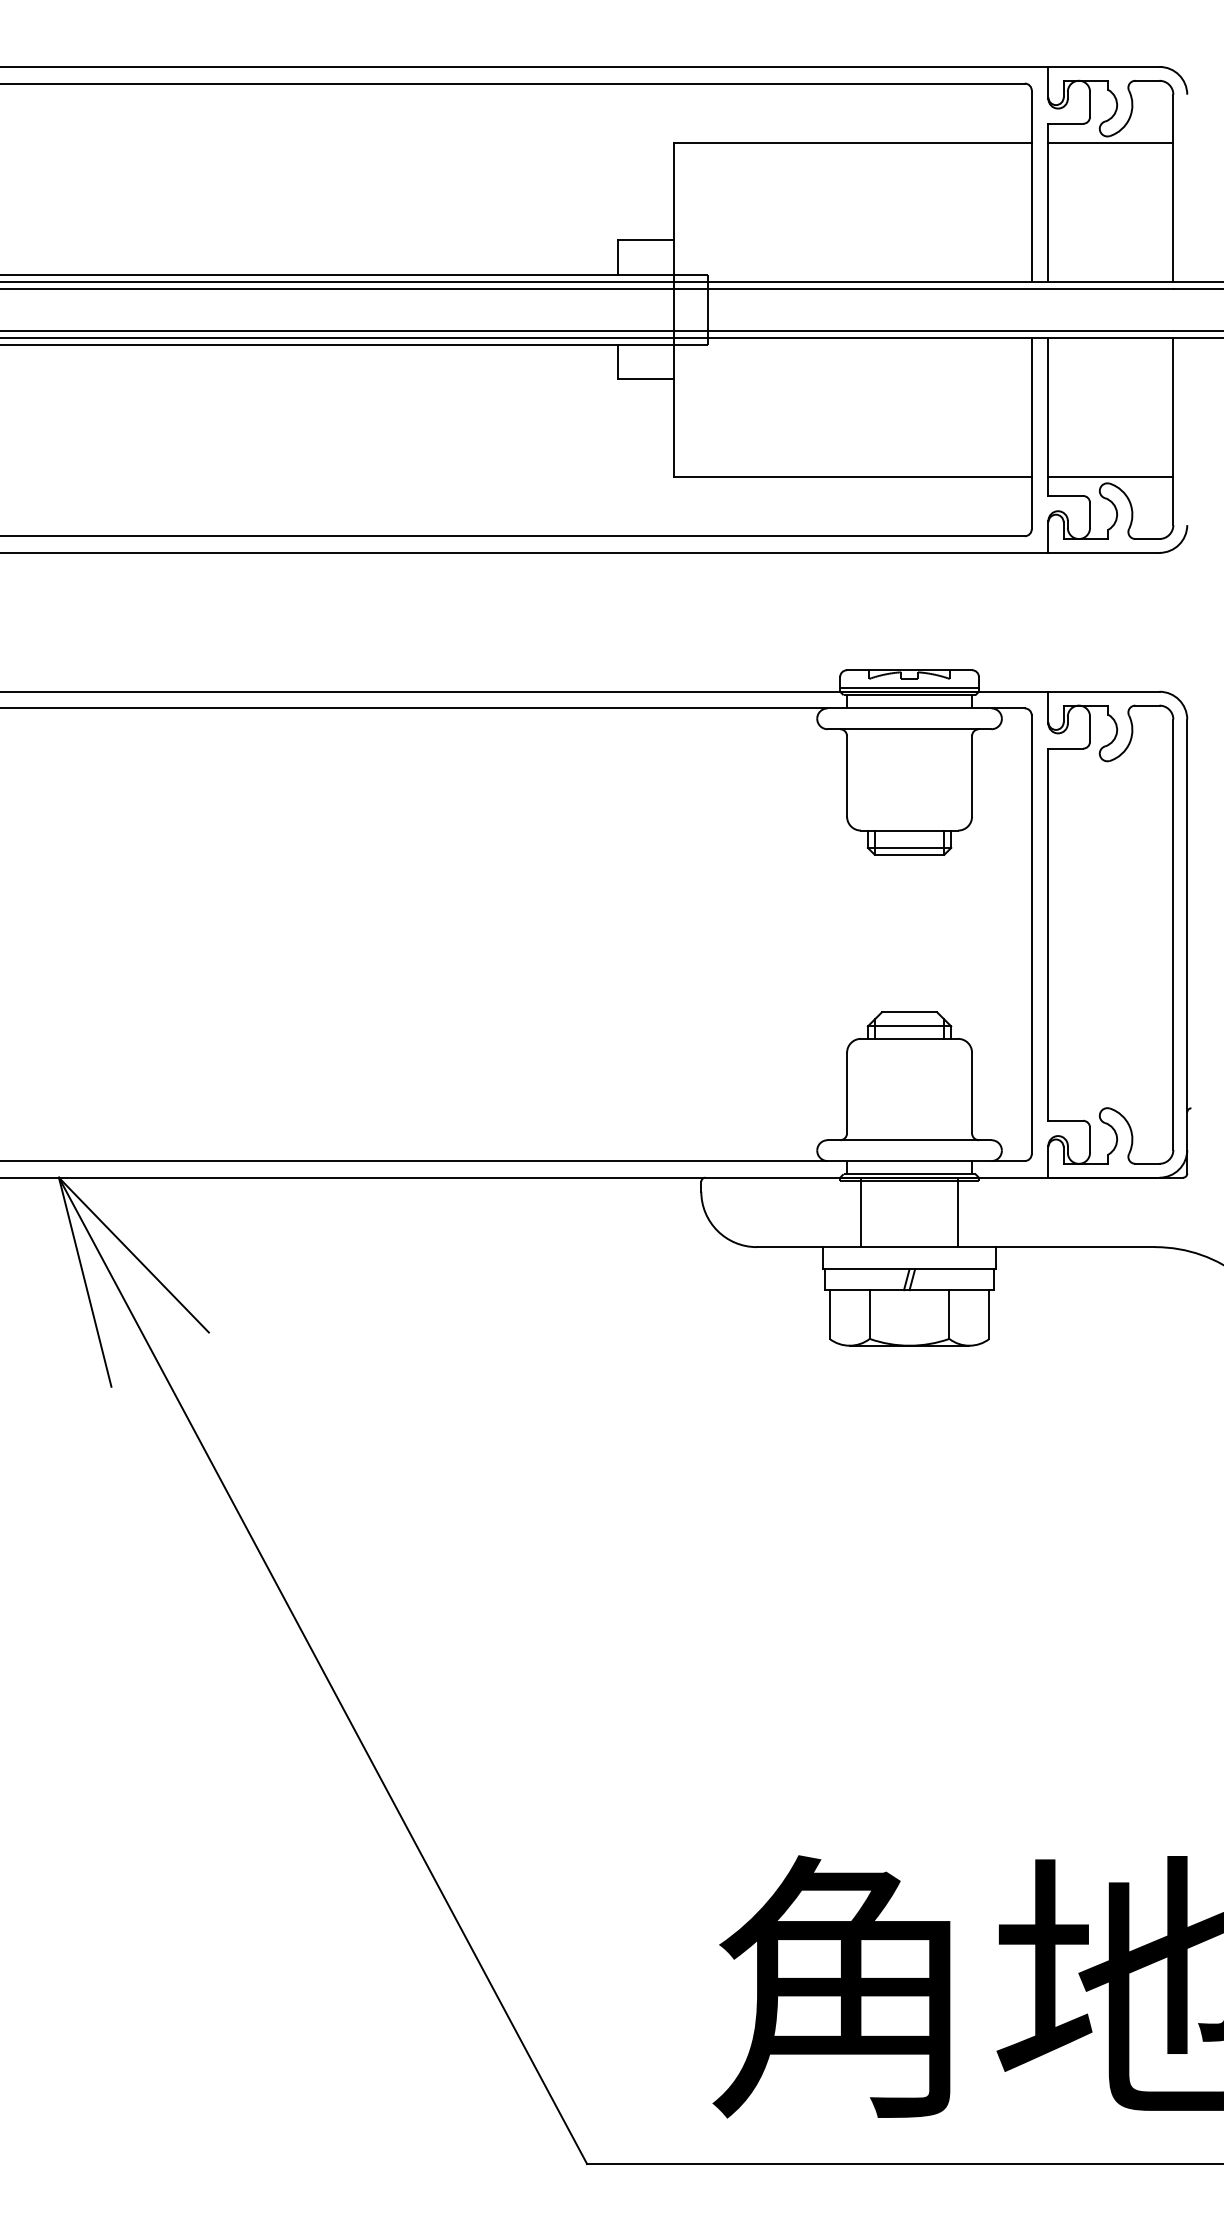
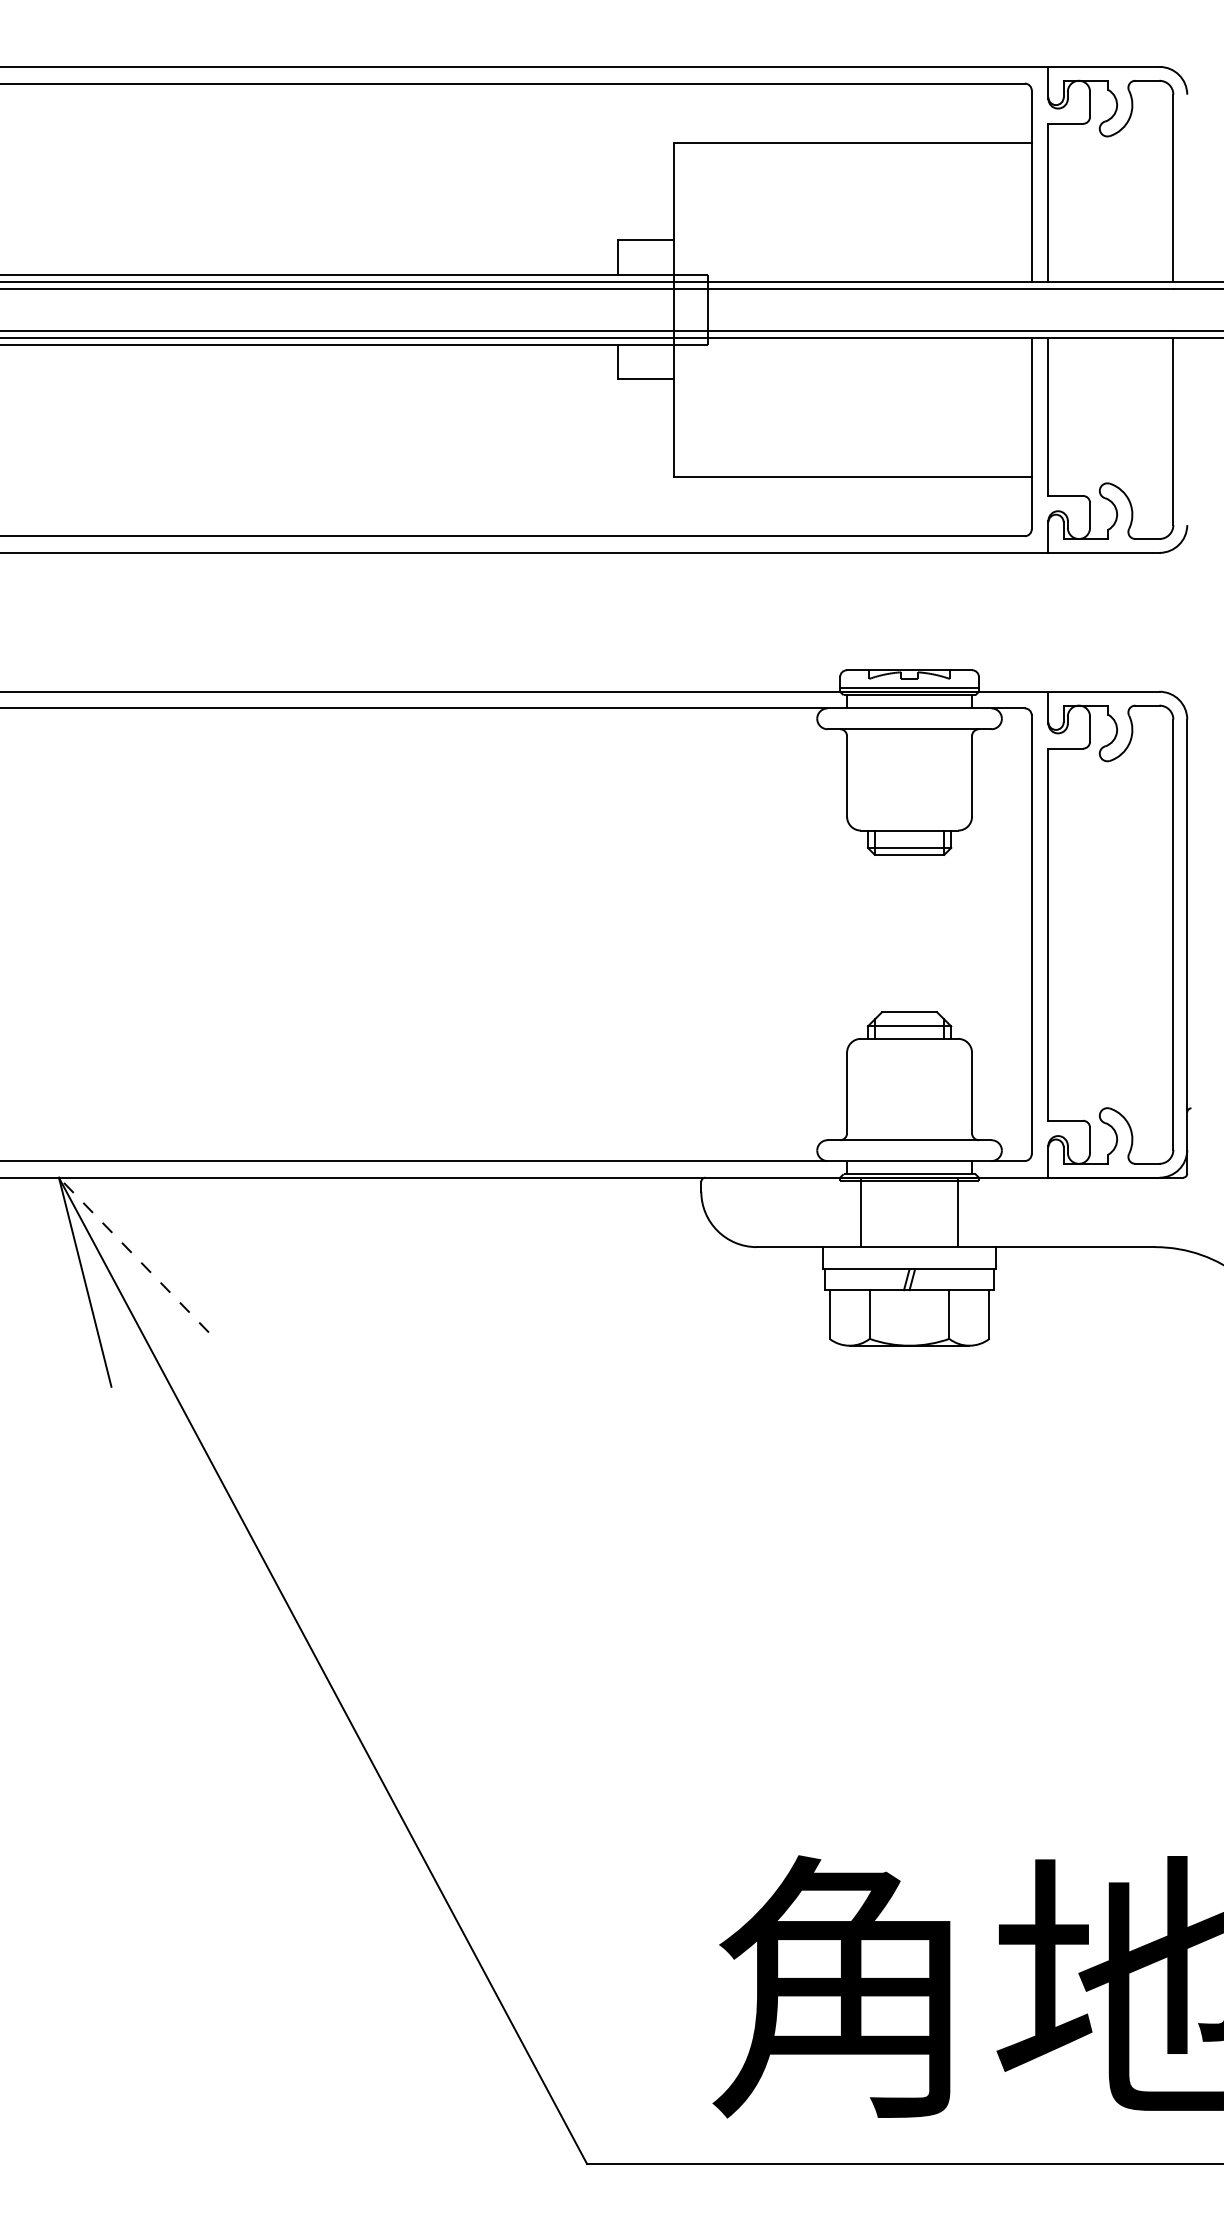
line: present -> none (1110, 143)
line: present -> none (1110, 476)
line: solid -> dashed (133, 1255)
